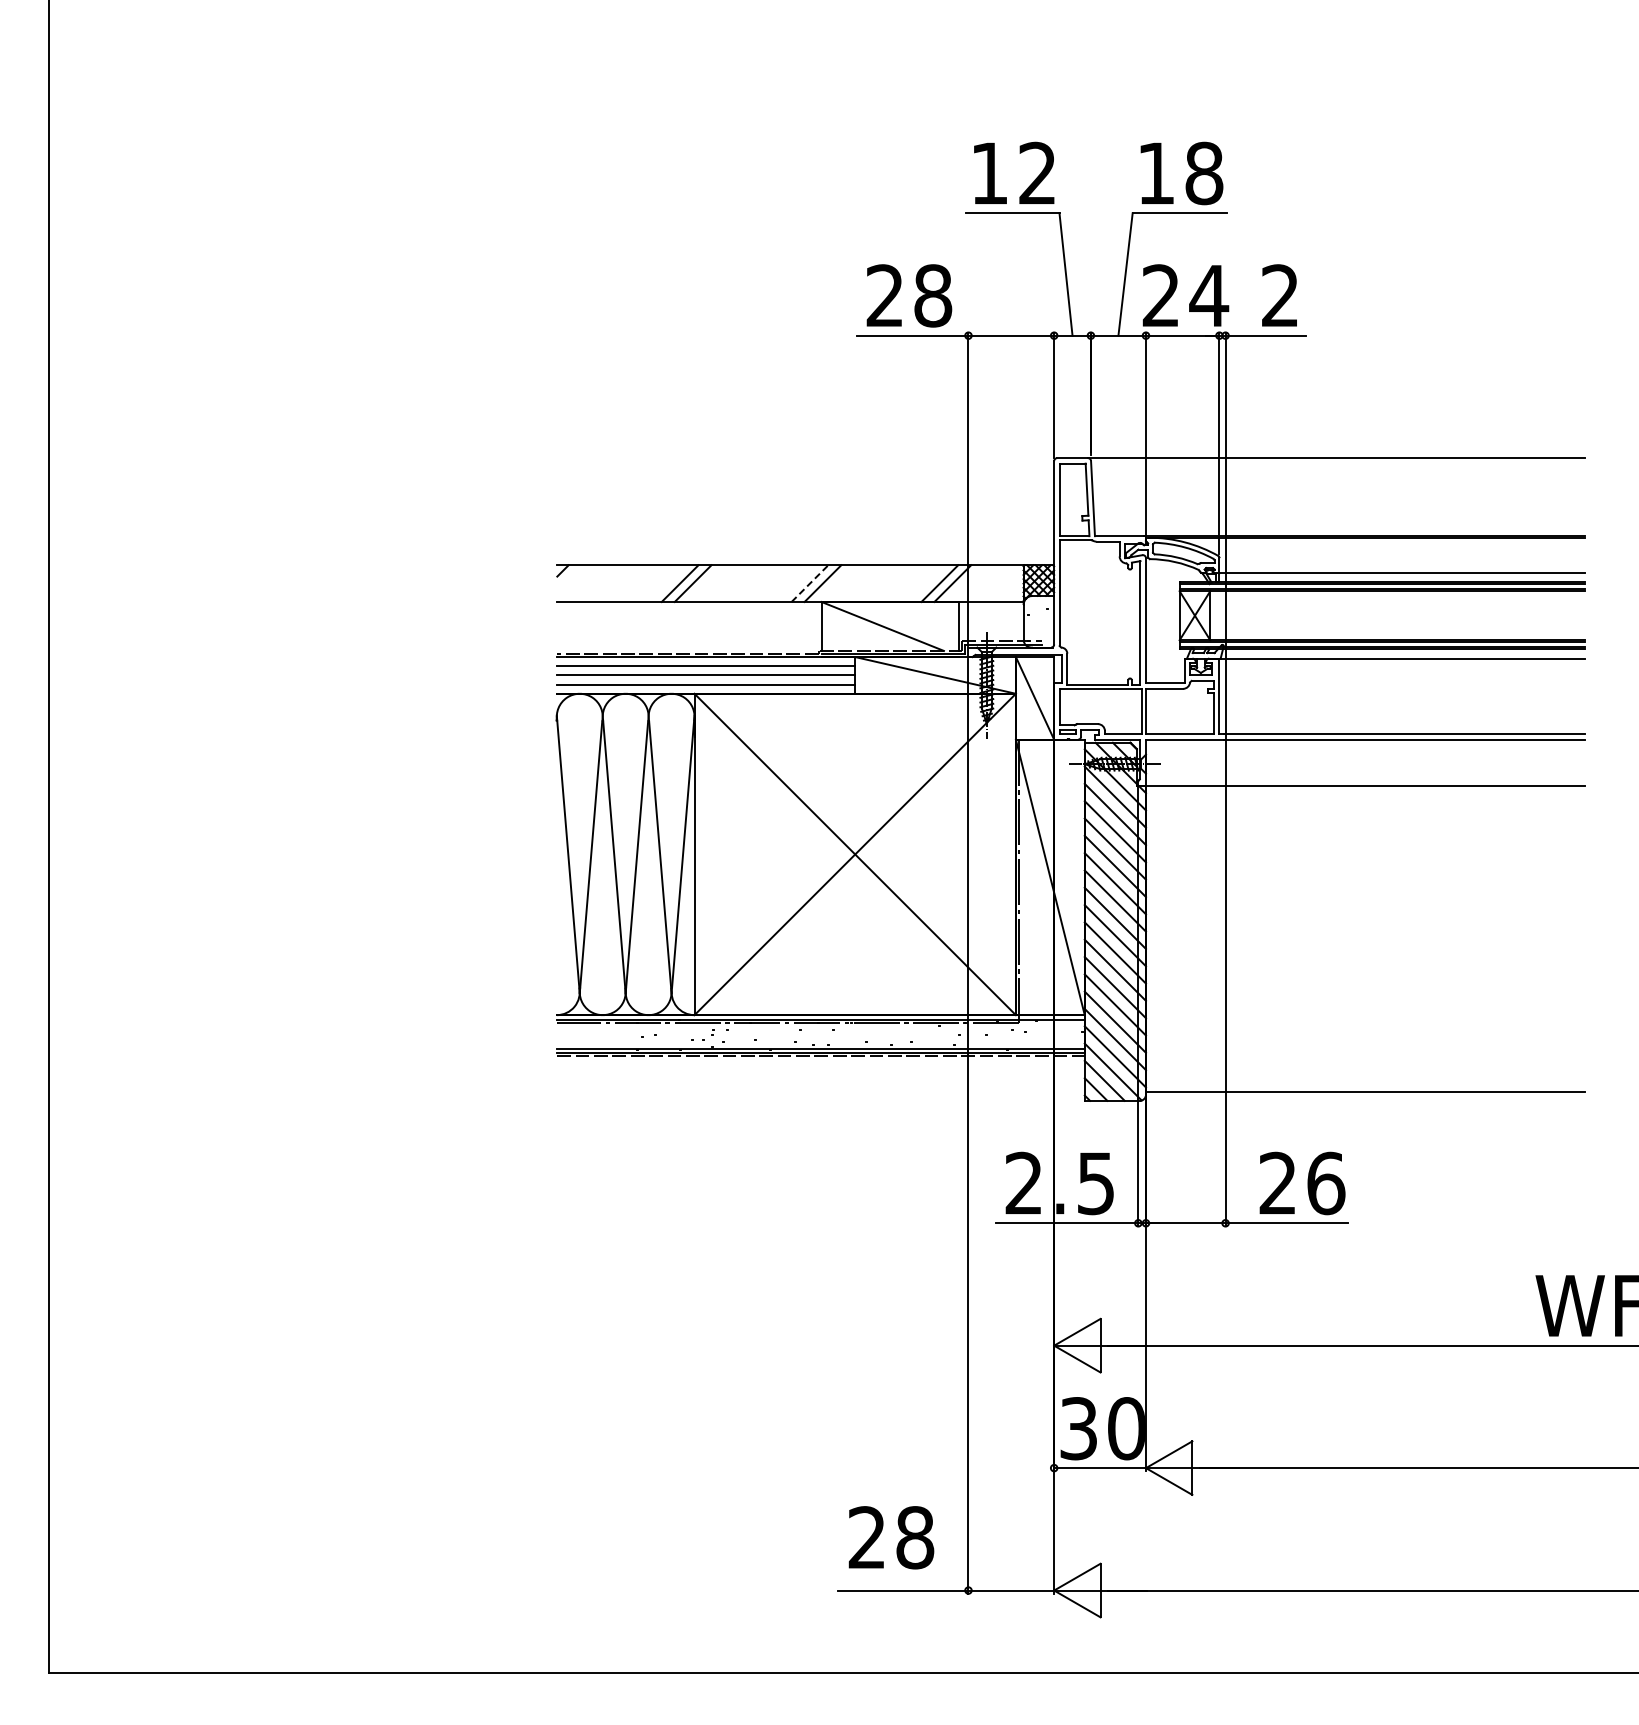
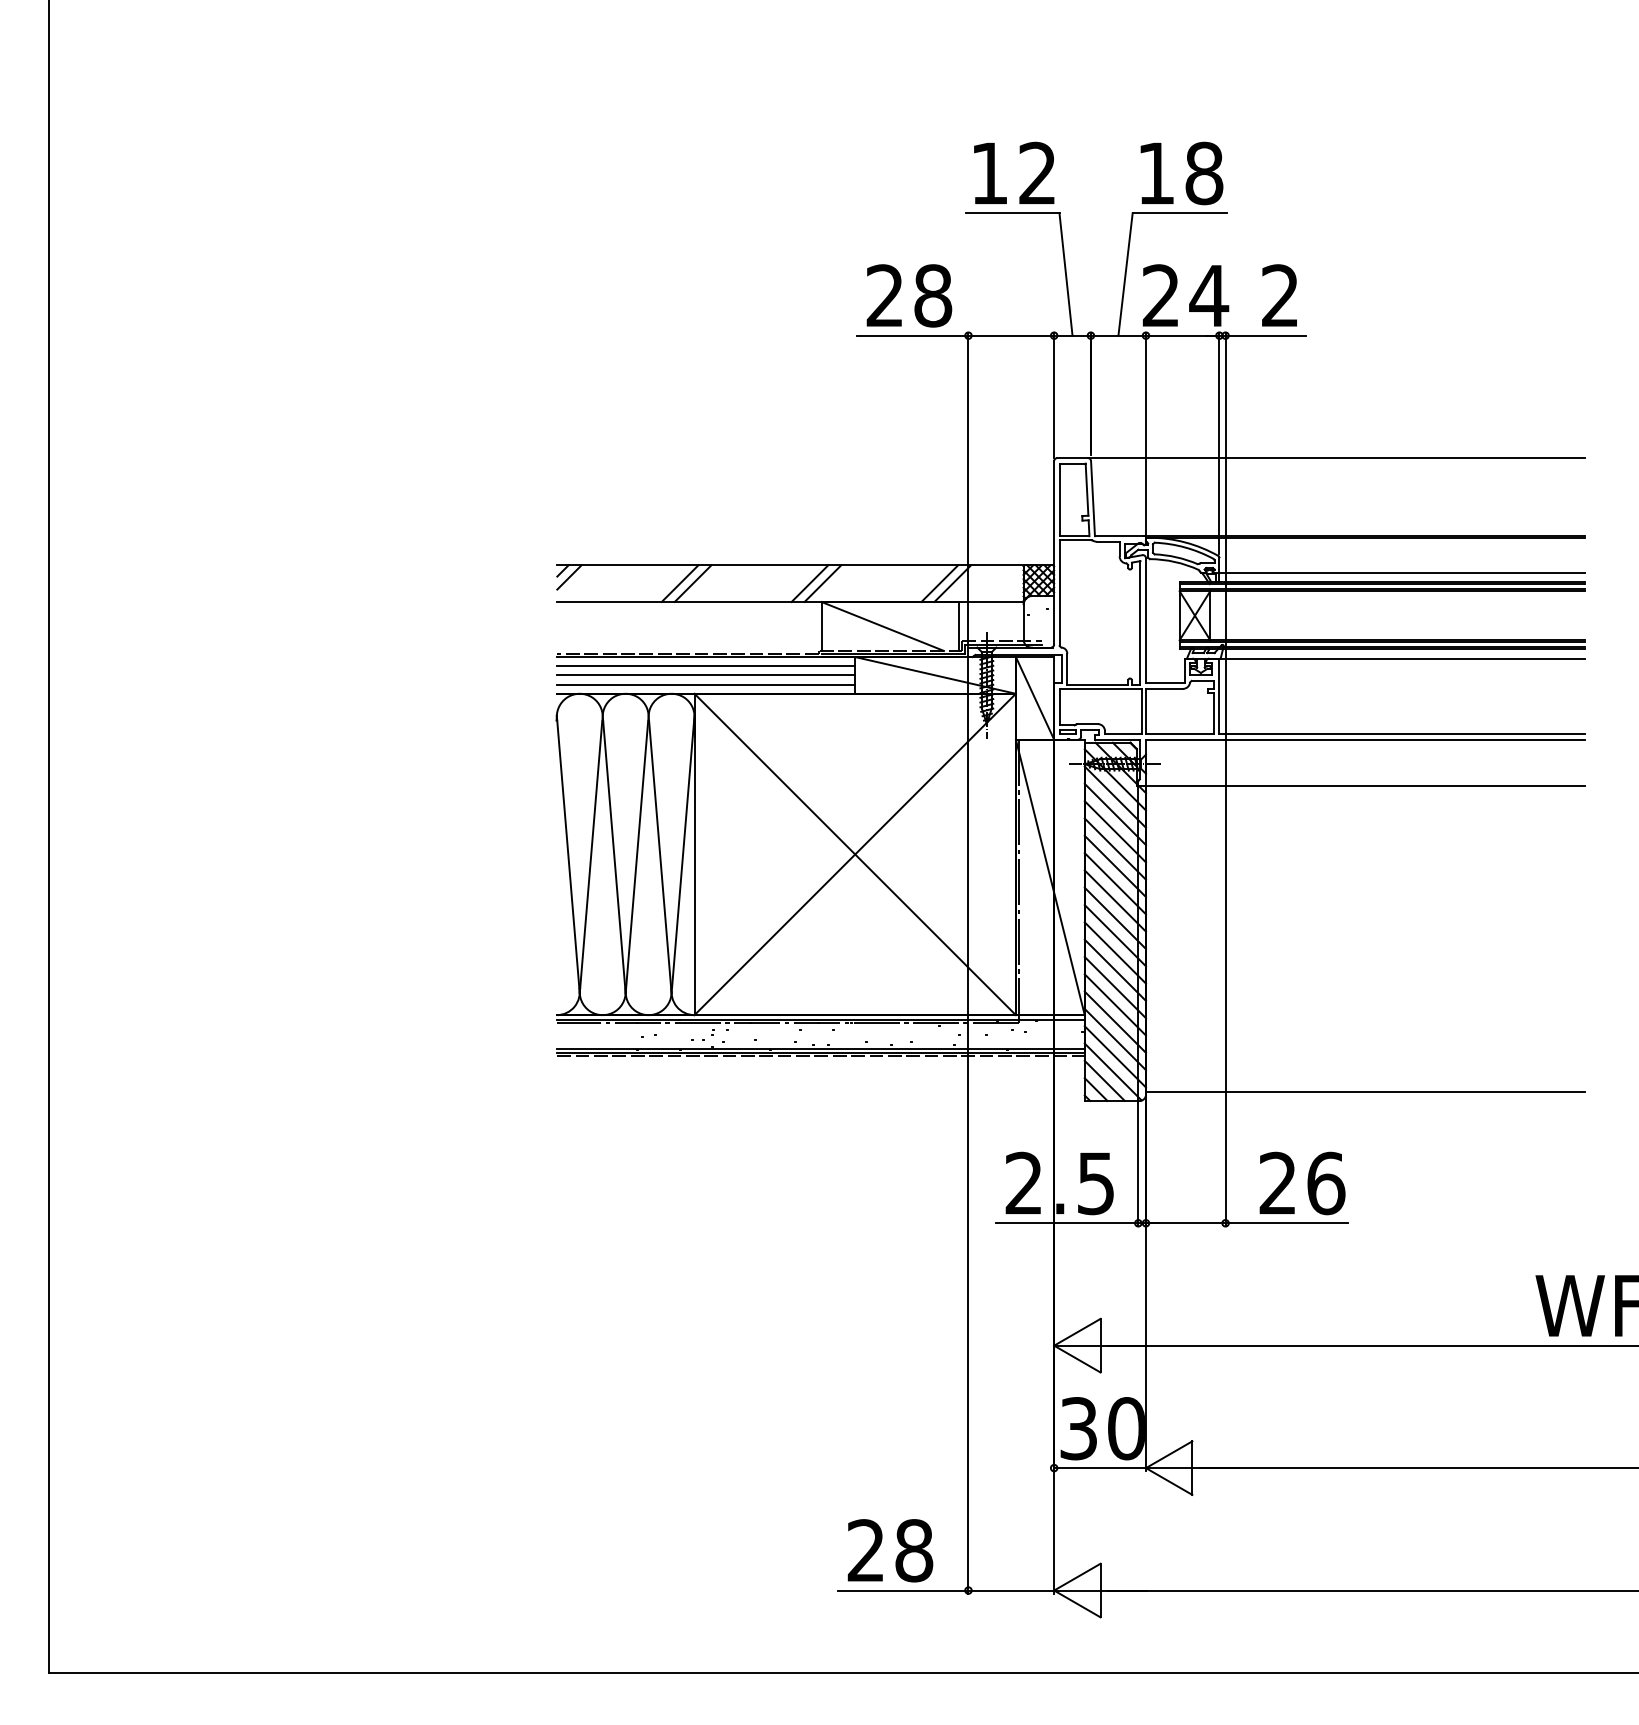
line: none -> present (569, 577)
line: dashed -> solid (809, 583)
text position: (891, 1537) -> (890, 1550) (890, 1550)
